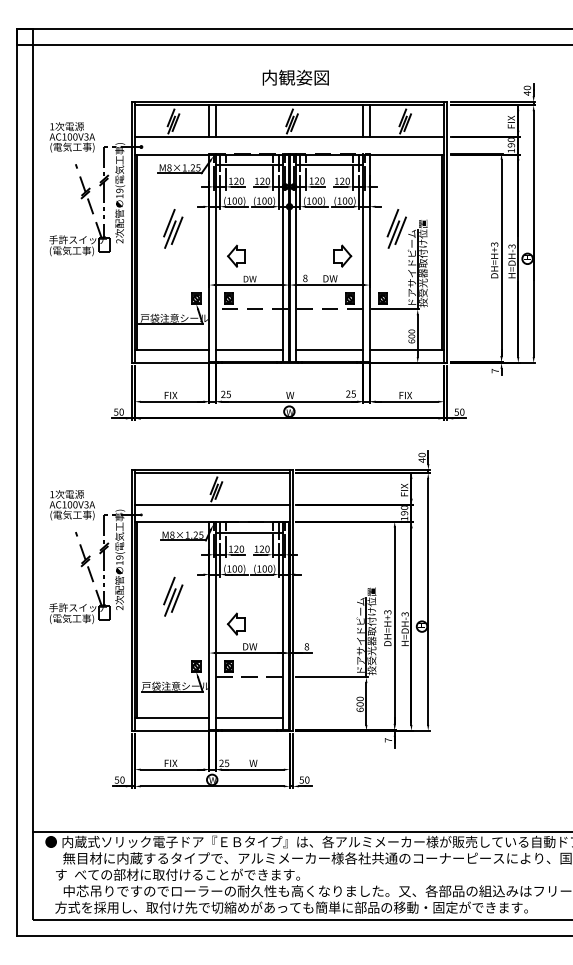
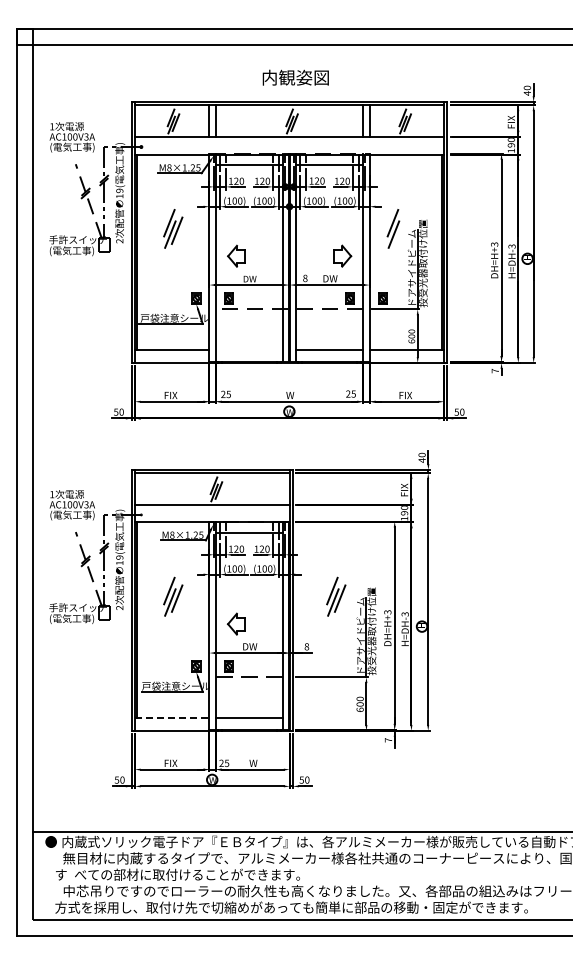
line: present -> none (400, 230)
line: present -> none (249, 350)
part: none -> present (336, 596)
line: solid -> dashed (172, 718)
